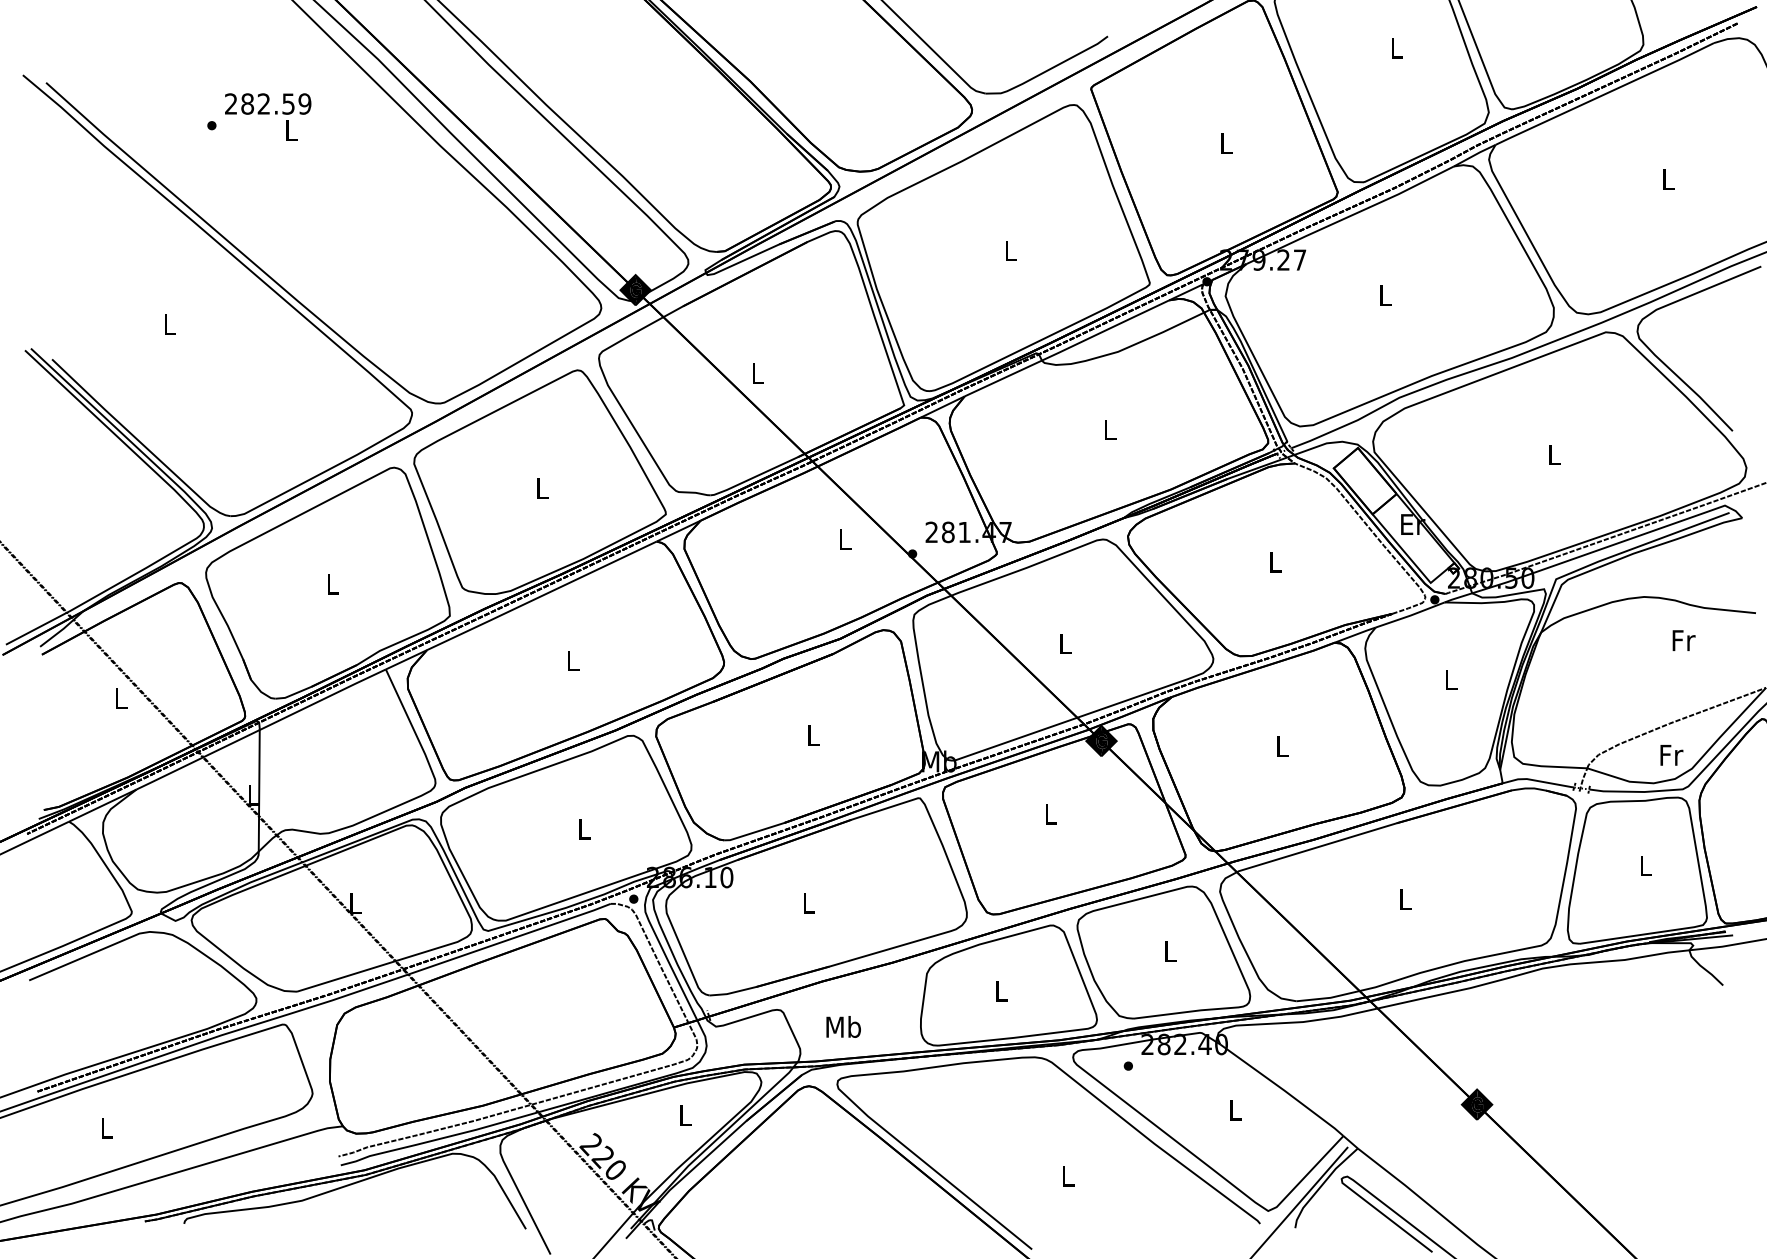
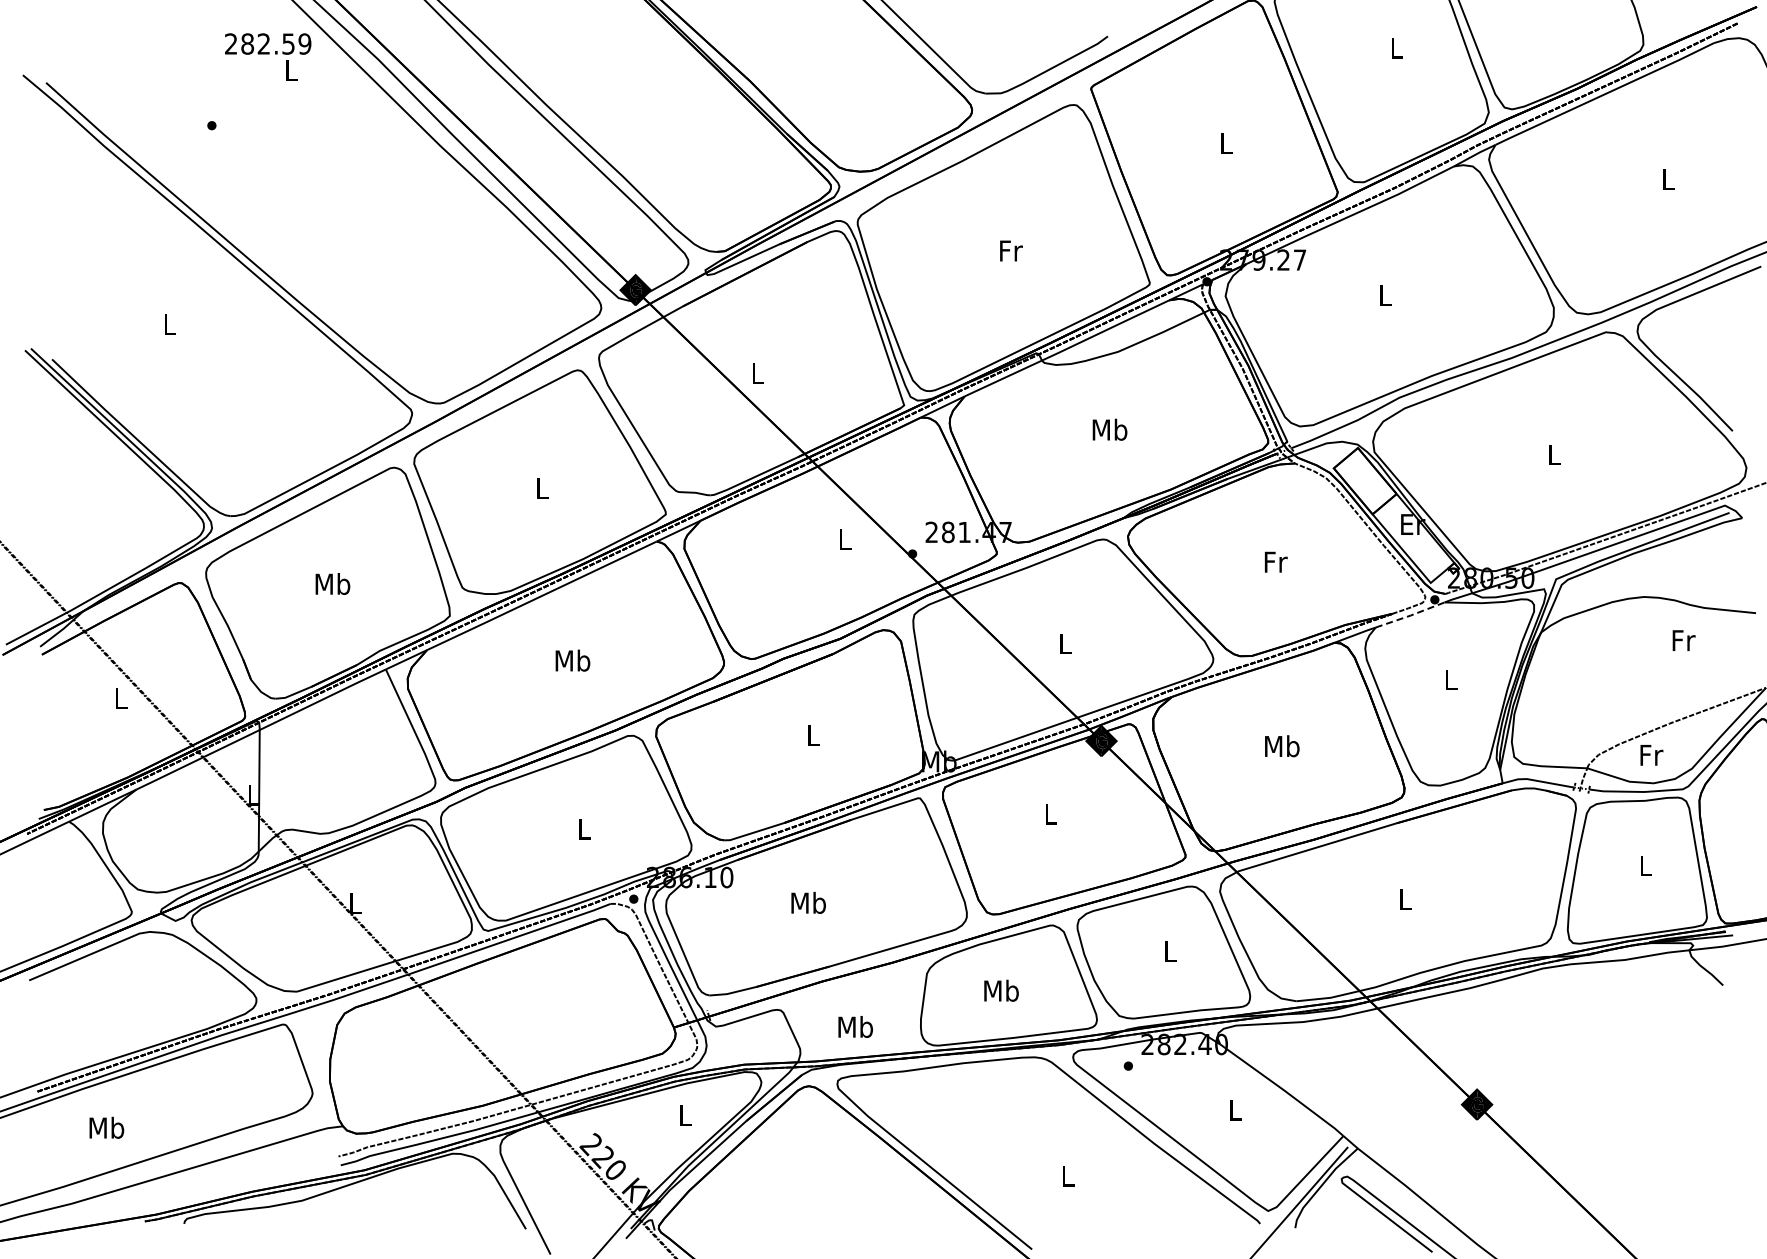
text position: (268, 116) -> (268, 56) (268, 56)
text: L -> Fr (1011, 250)
text: L -> Mb (1109, 429)
text: L -> Fr (1275, 561)
text: L -> Mb (332, 584)
line: solid -> dashed (1410, 615)
text: L -> Mb (572, 660)
text: L -> Mb (1282, 746)
text position: (1671, 755) -> (1651, 755) (1651, 755)
text: L -> Mb (808, 902)
text: L -> Mb (1001, 990)
text position: (843, 1026) -> (855, 1026) (855, 1026)
text: L -> Mb (106, 1127)
